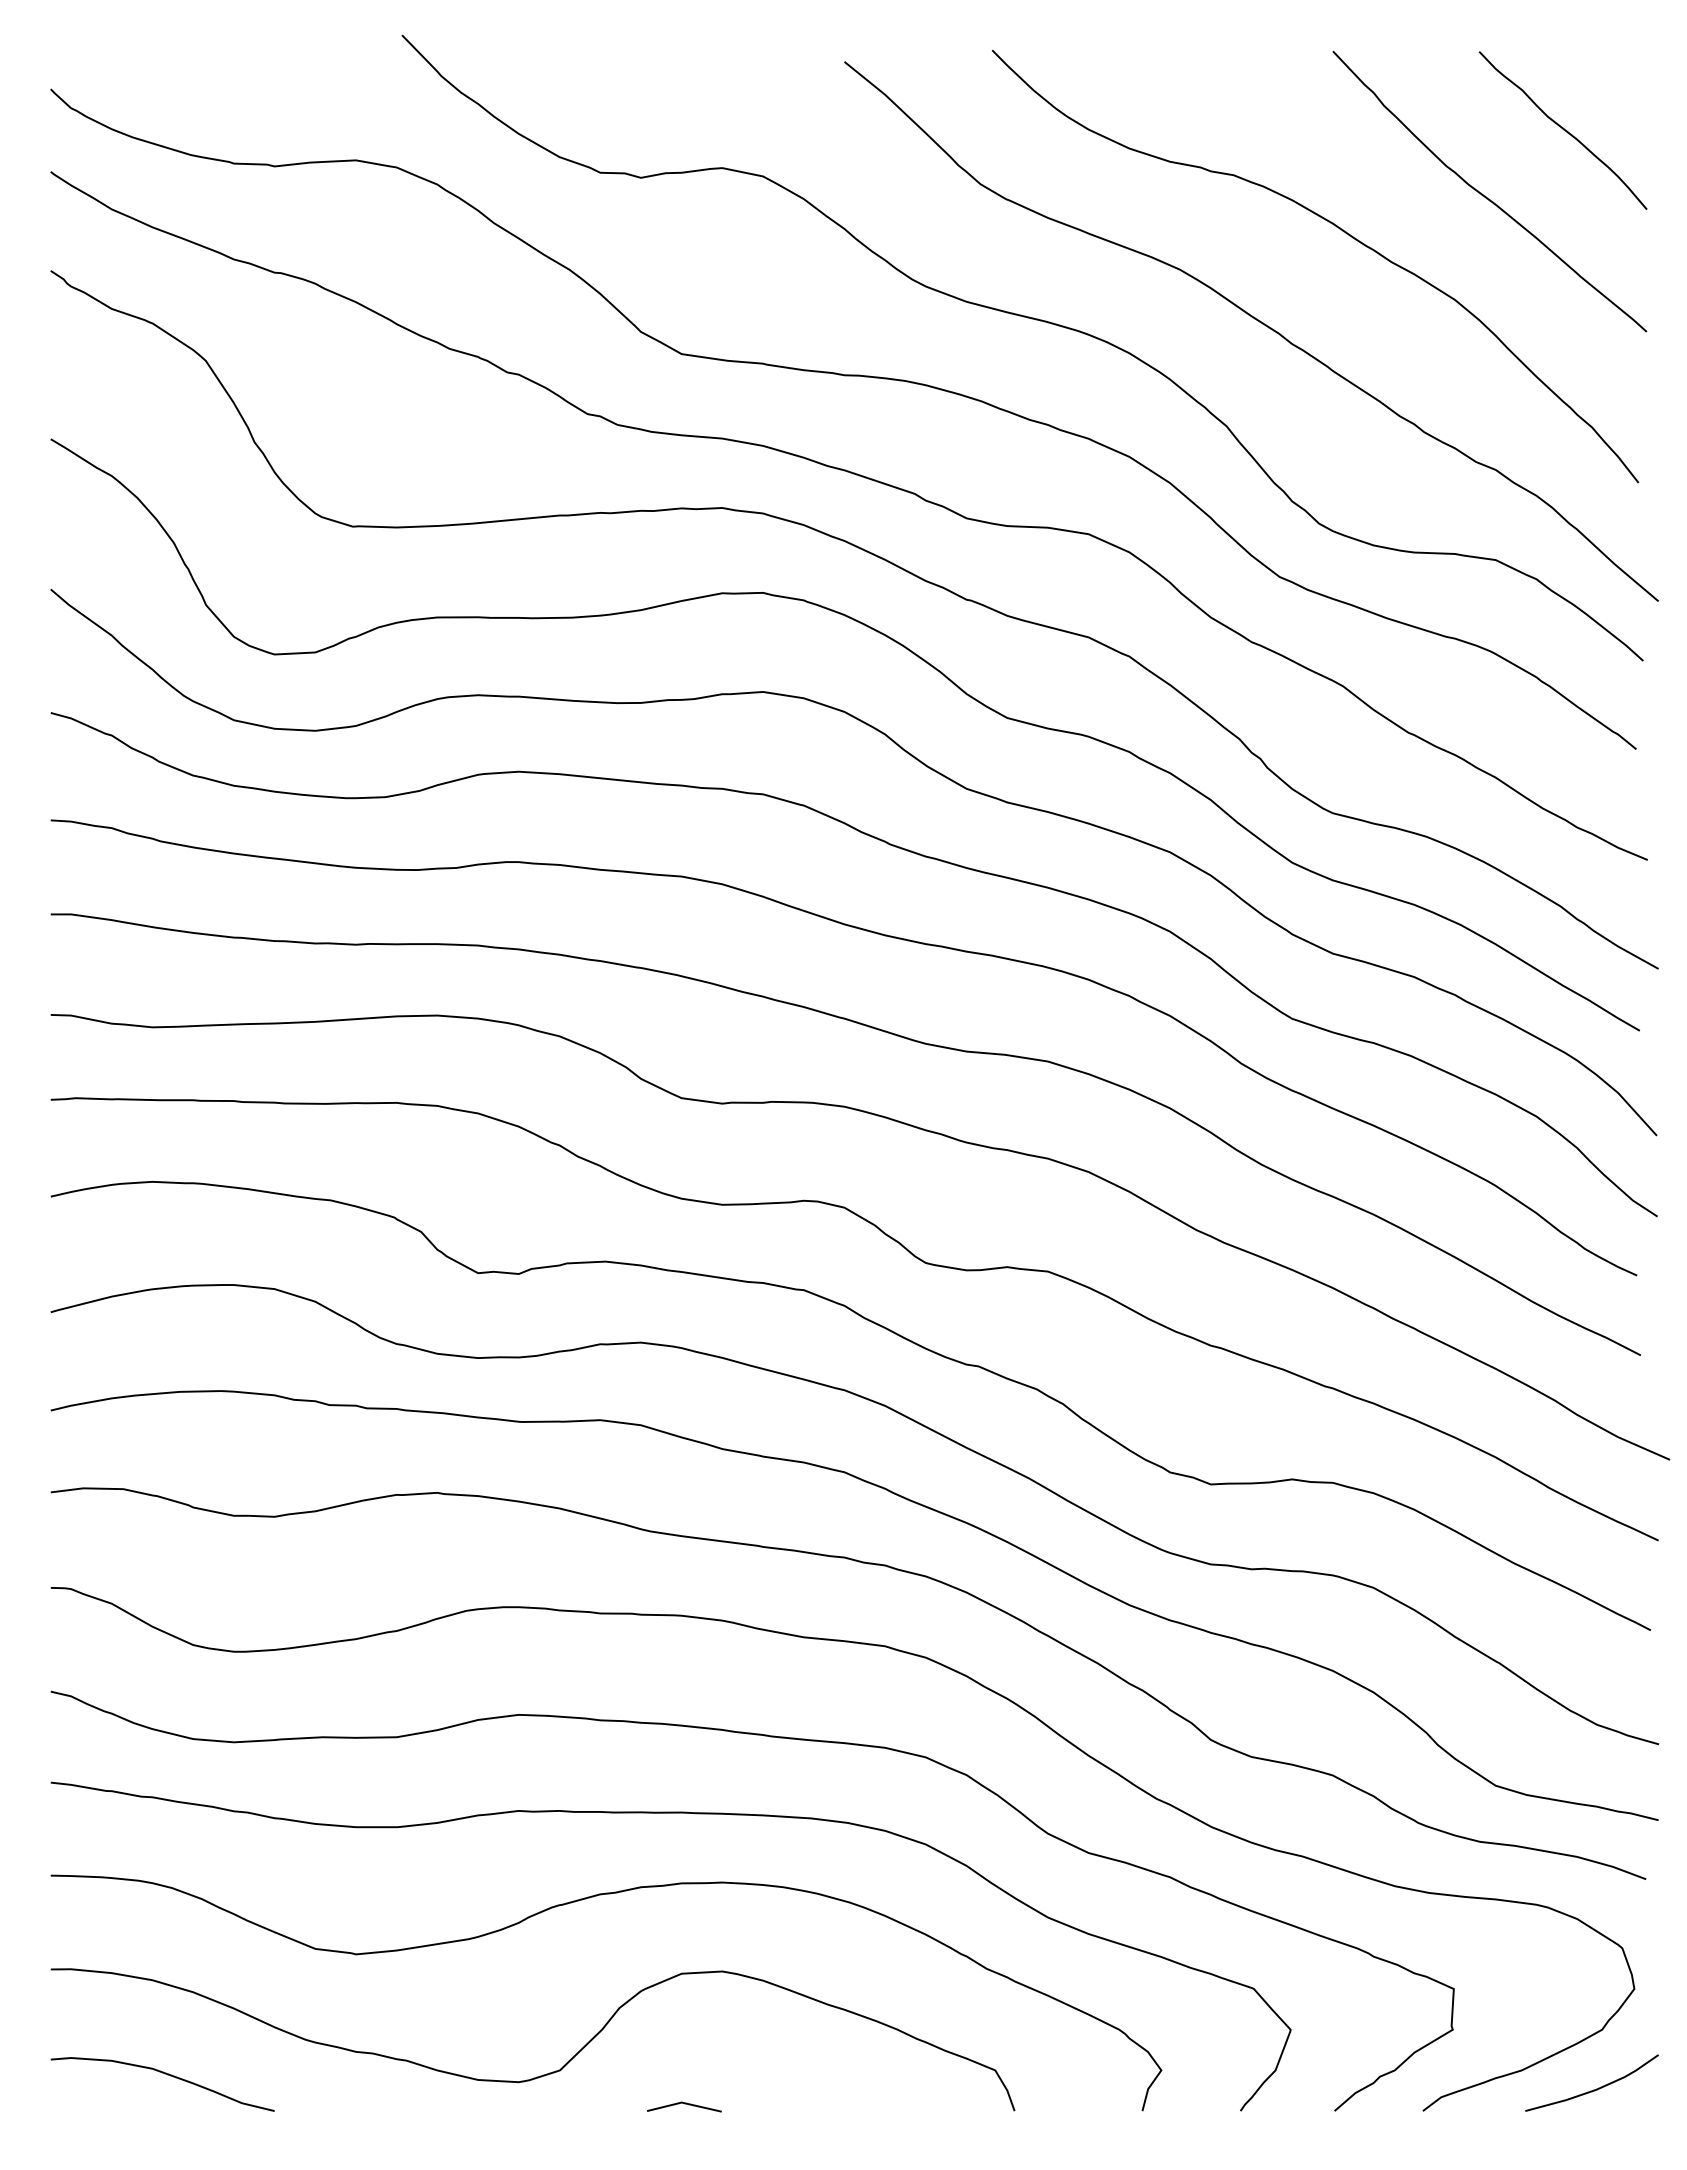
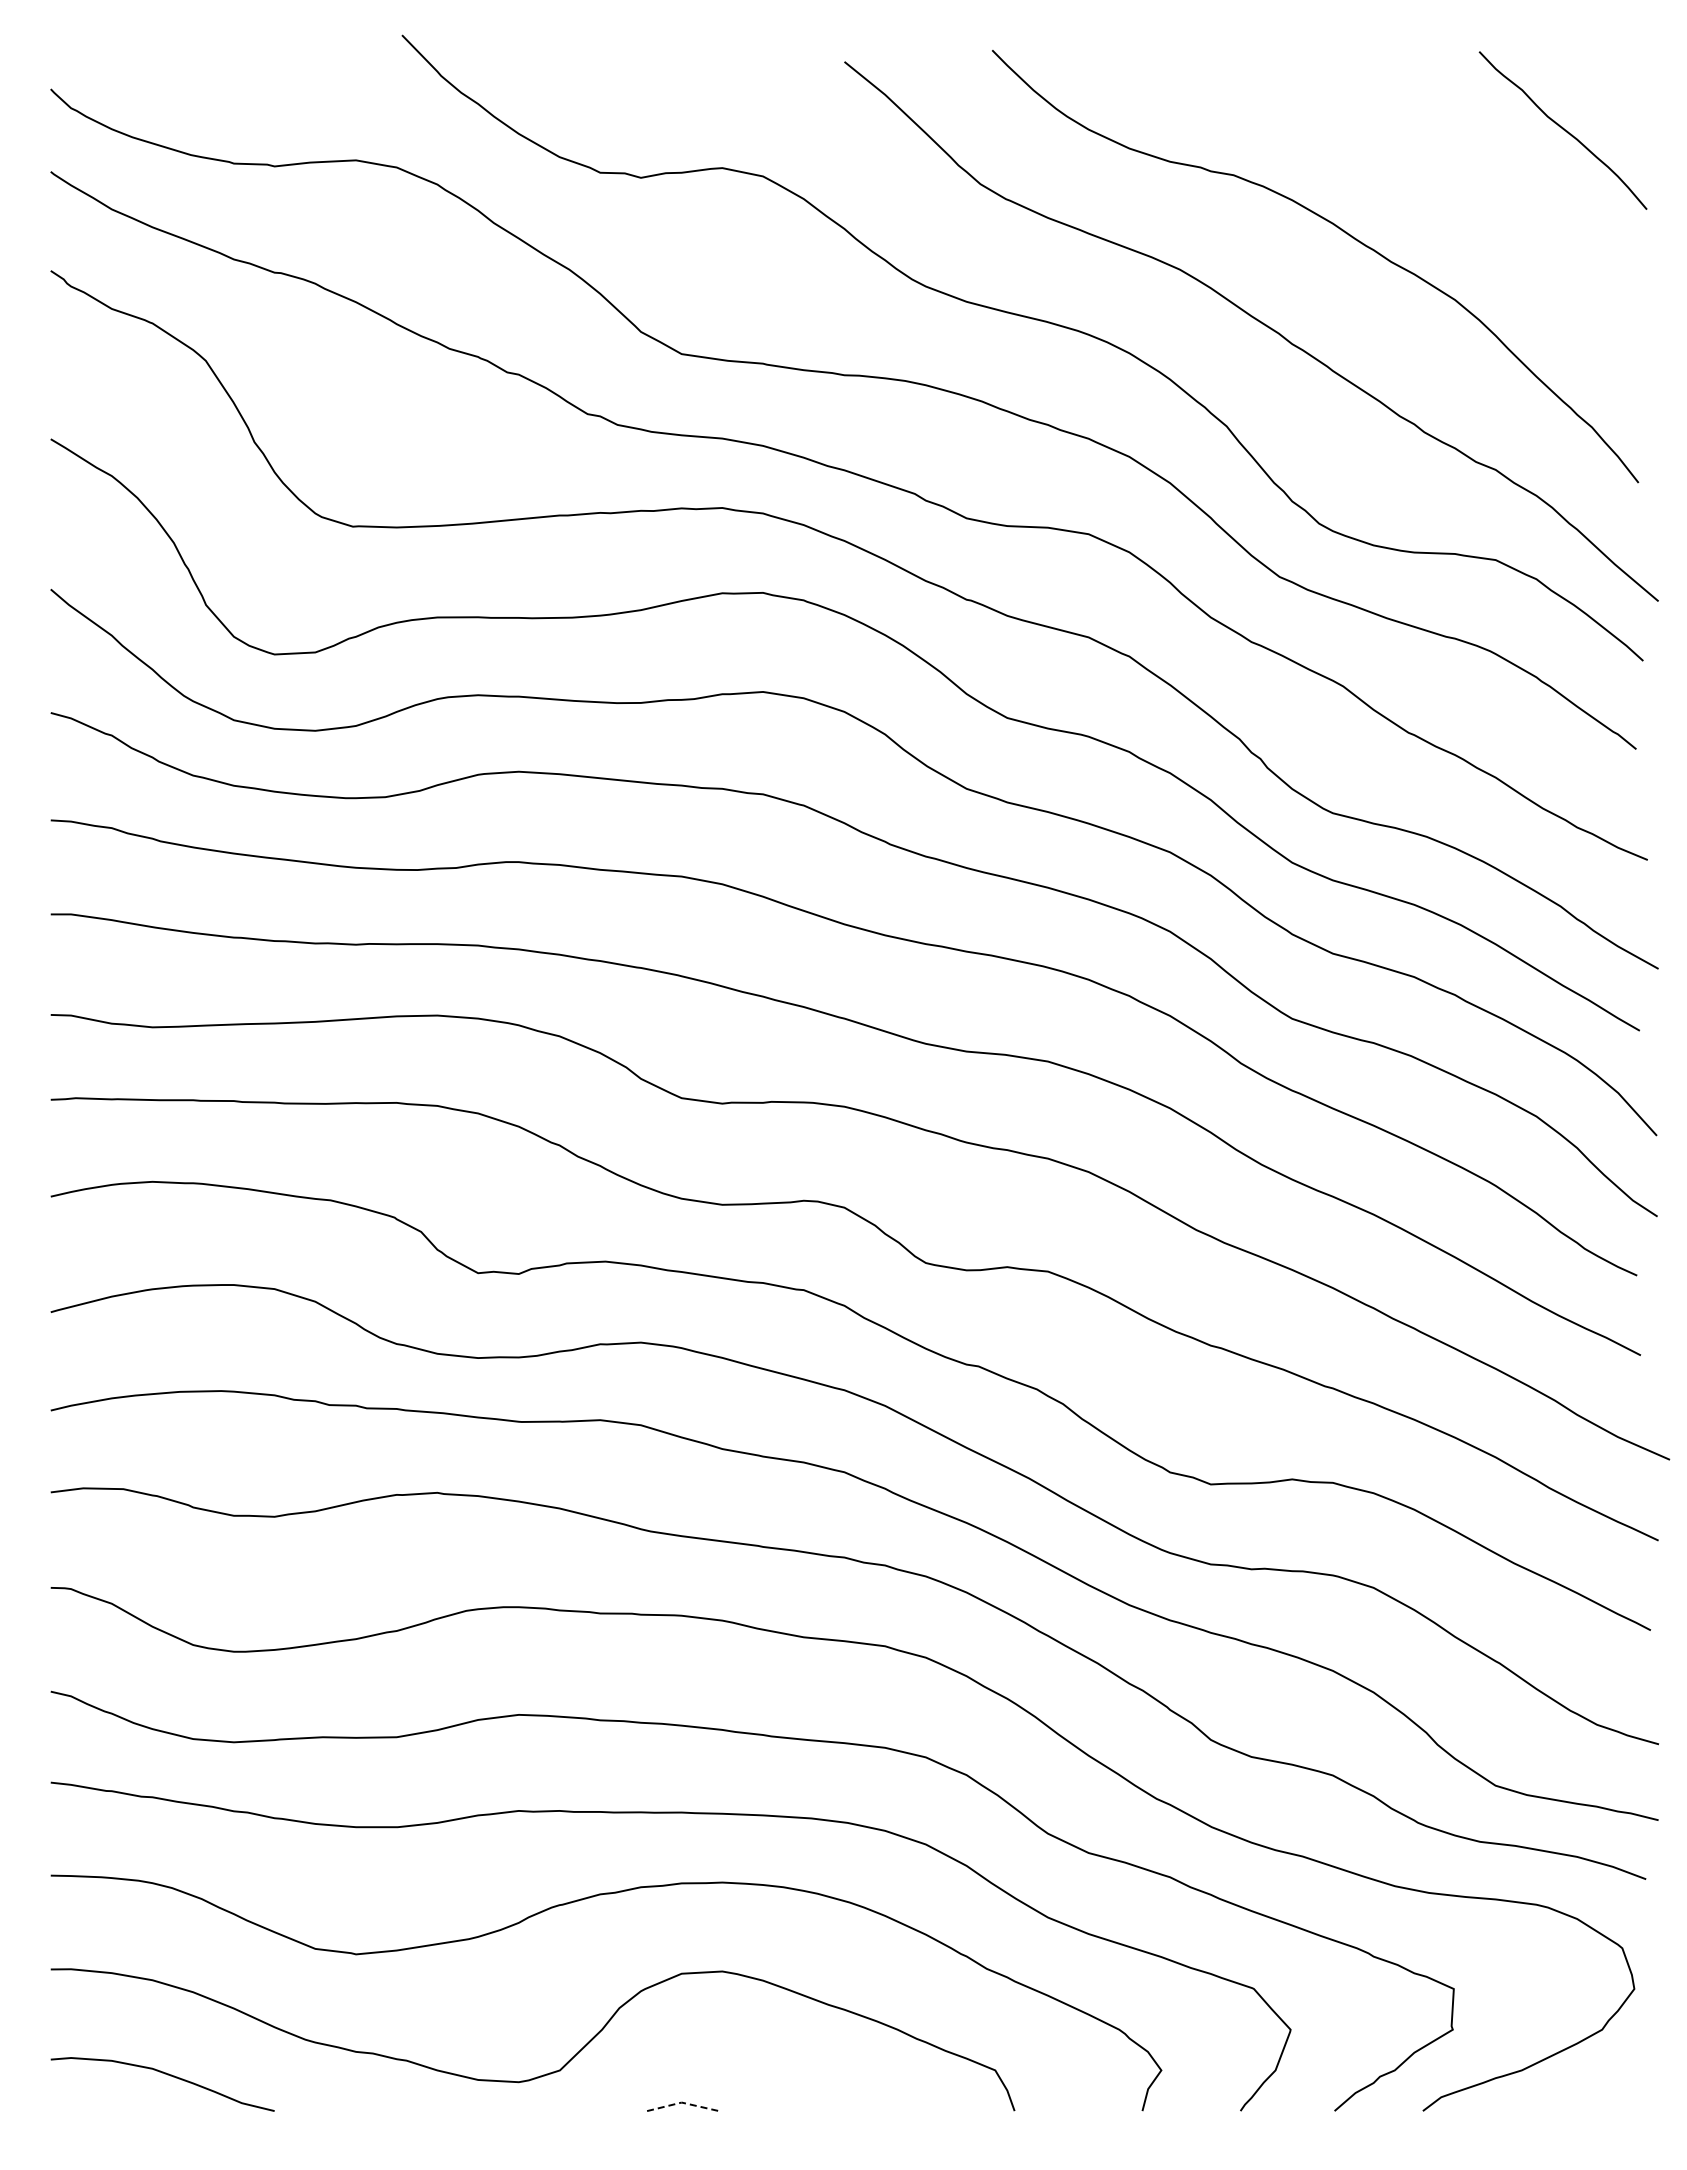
curve: present -> none (1485, 195)
curve: present -> none (1593, 2089)
line: solid -> dashed (684, 2103)
